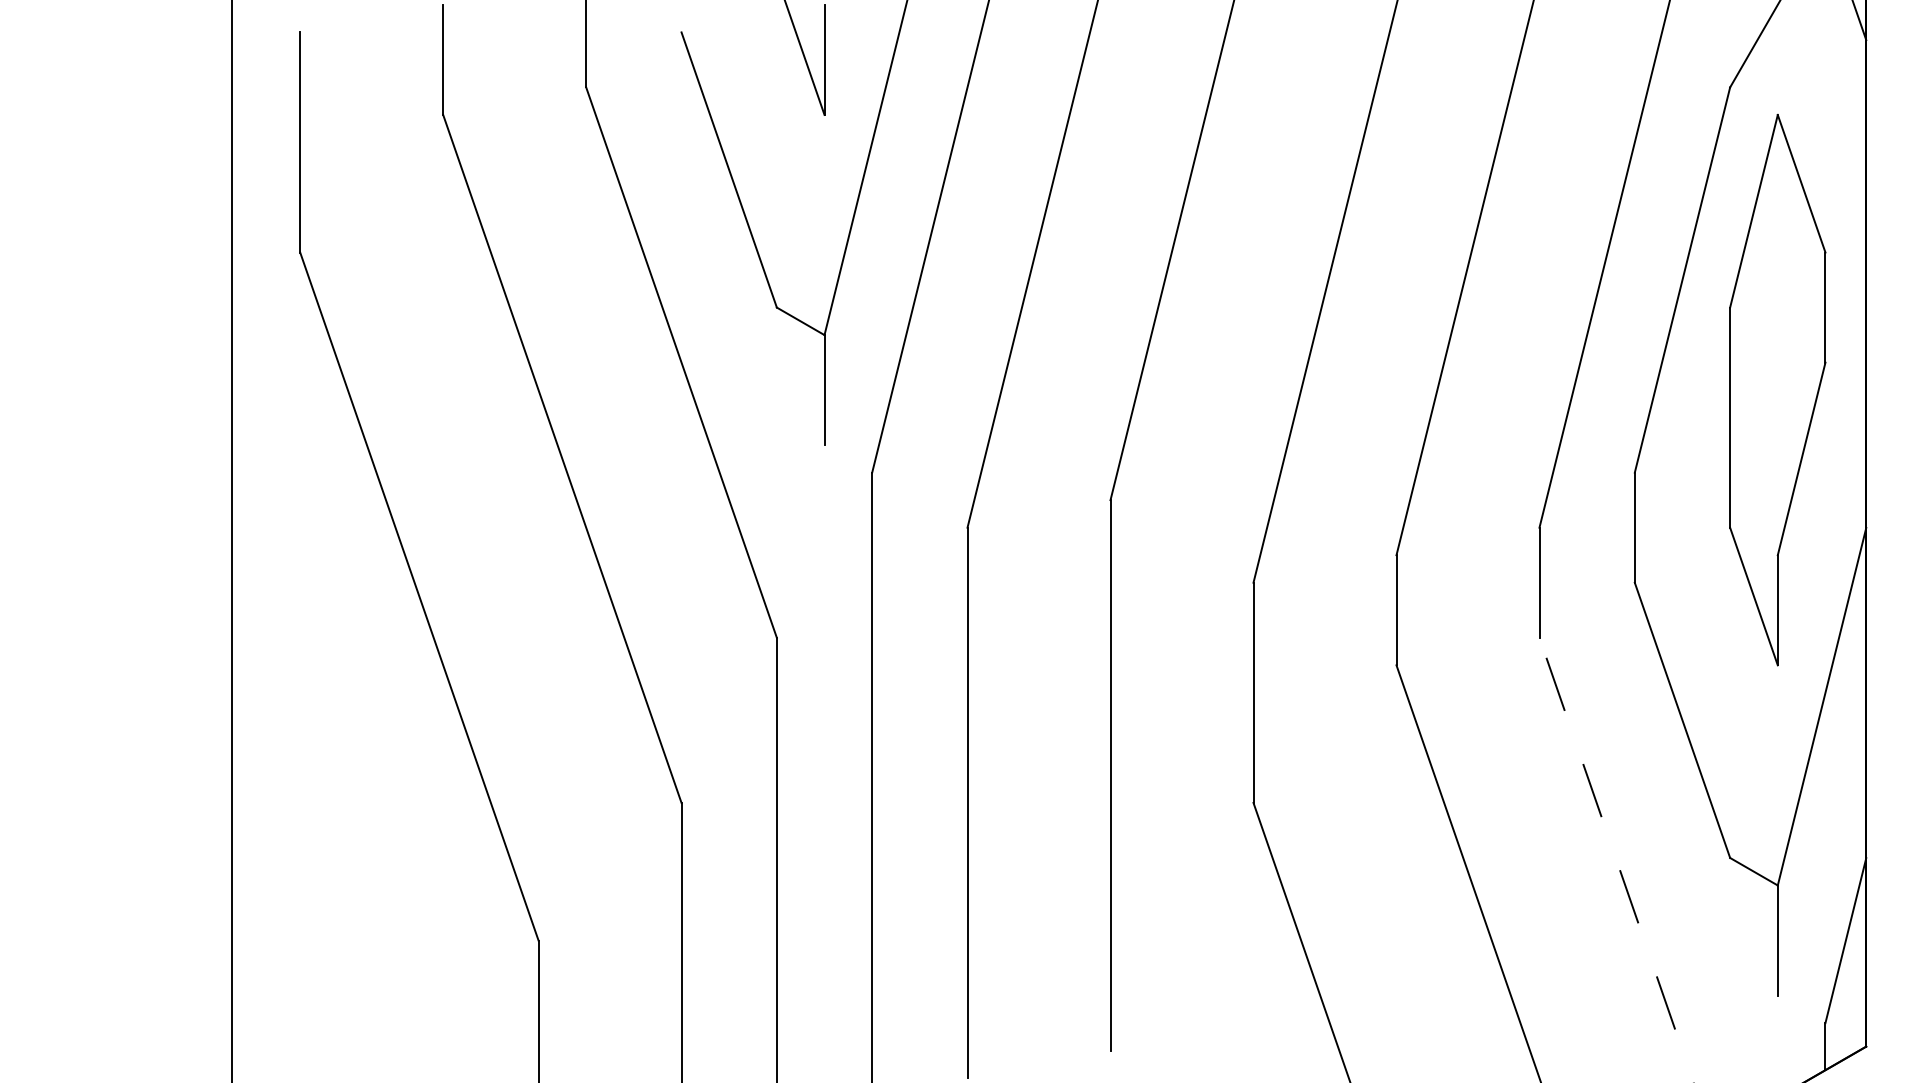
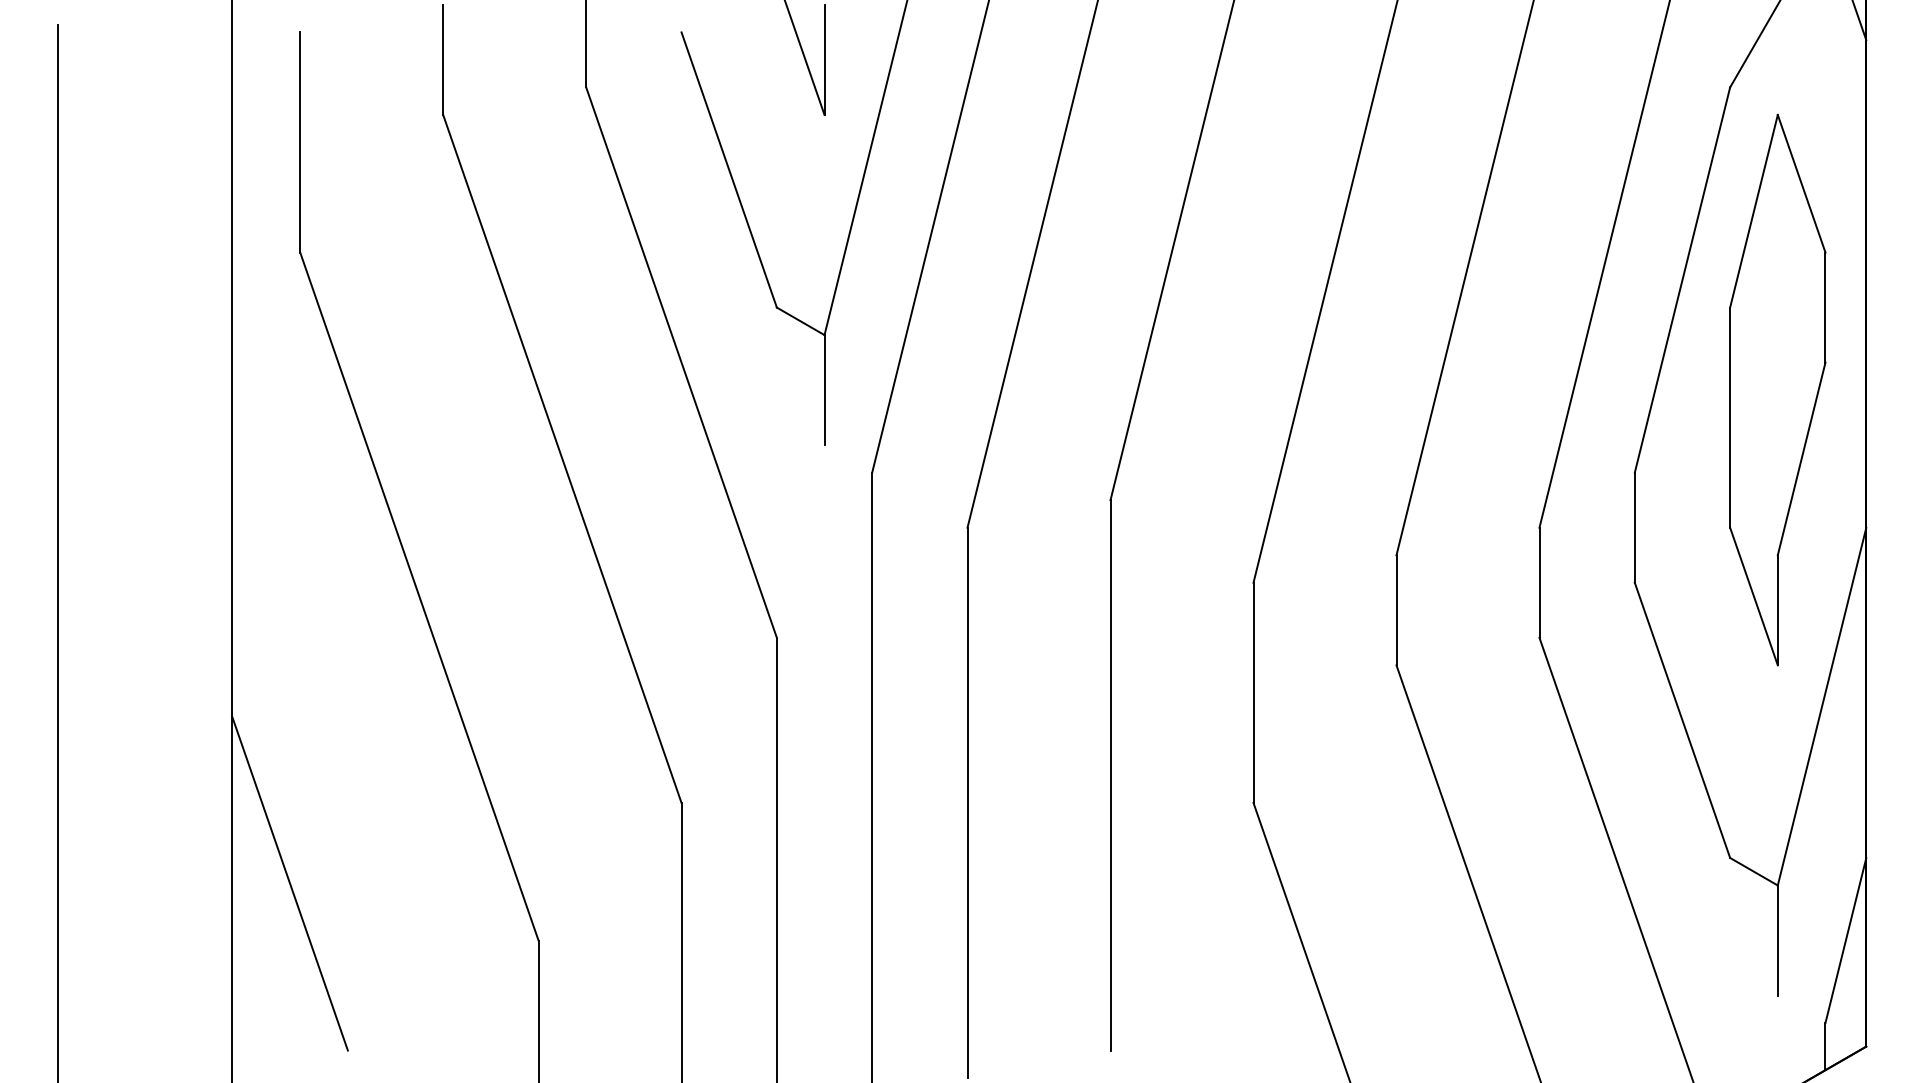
line: none -> present (57, 551)
line: dashed -> solid (1616, 859)
line: none -> present (289, 883)
